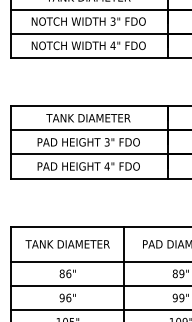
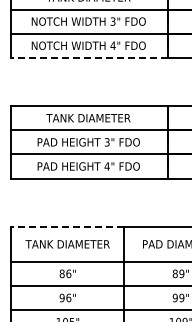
line: solid -> dashed (89, 57)
line: solid -> dashed (67, 226)
